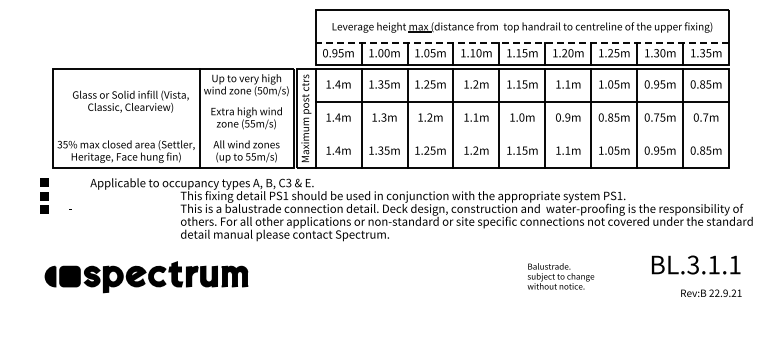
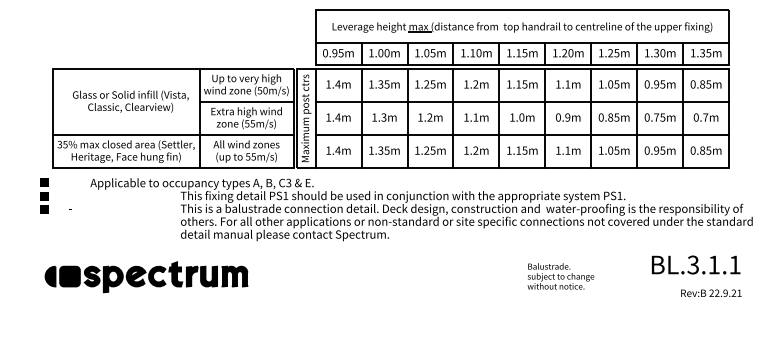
line: dashed -> solid (522, 43)
line: none -> present (246, 102)
line: none -> present (172, 135)
line: none -> present (522, 135)
